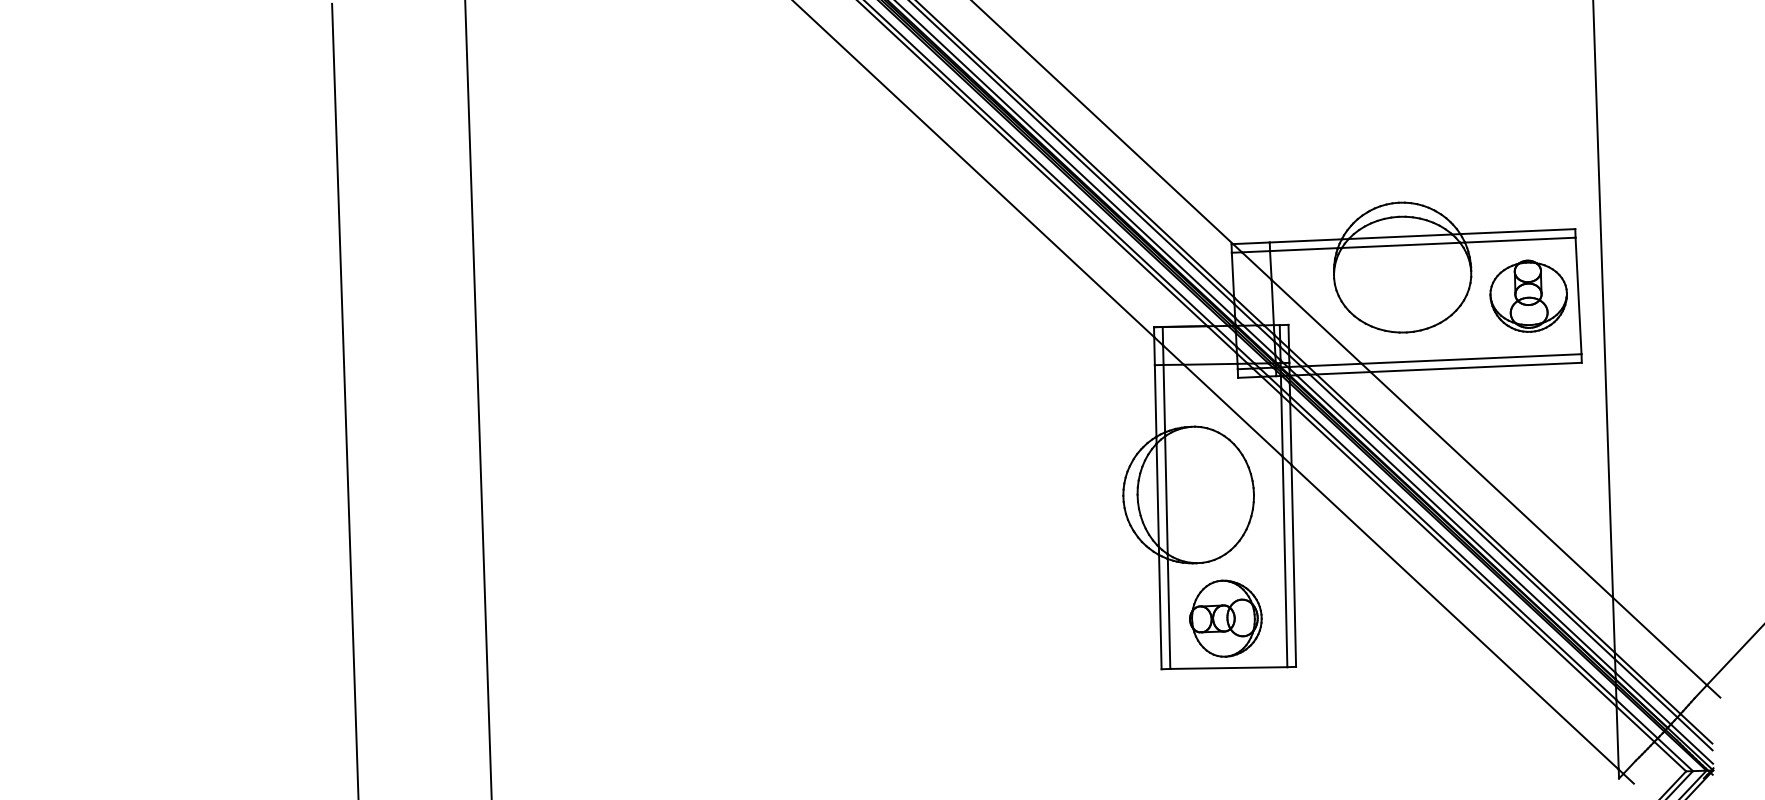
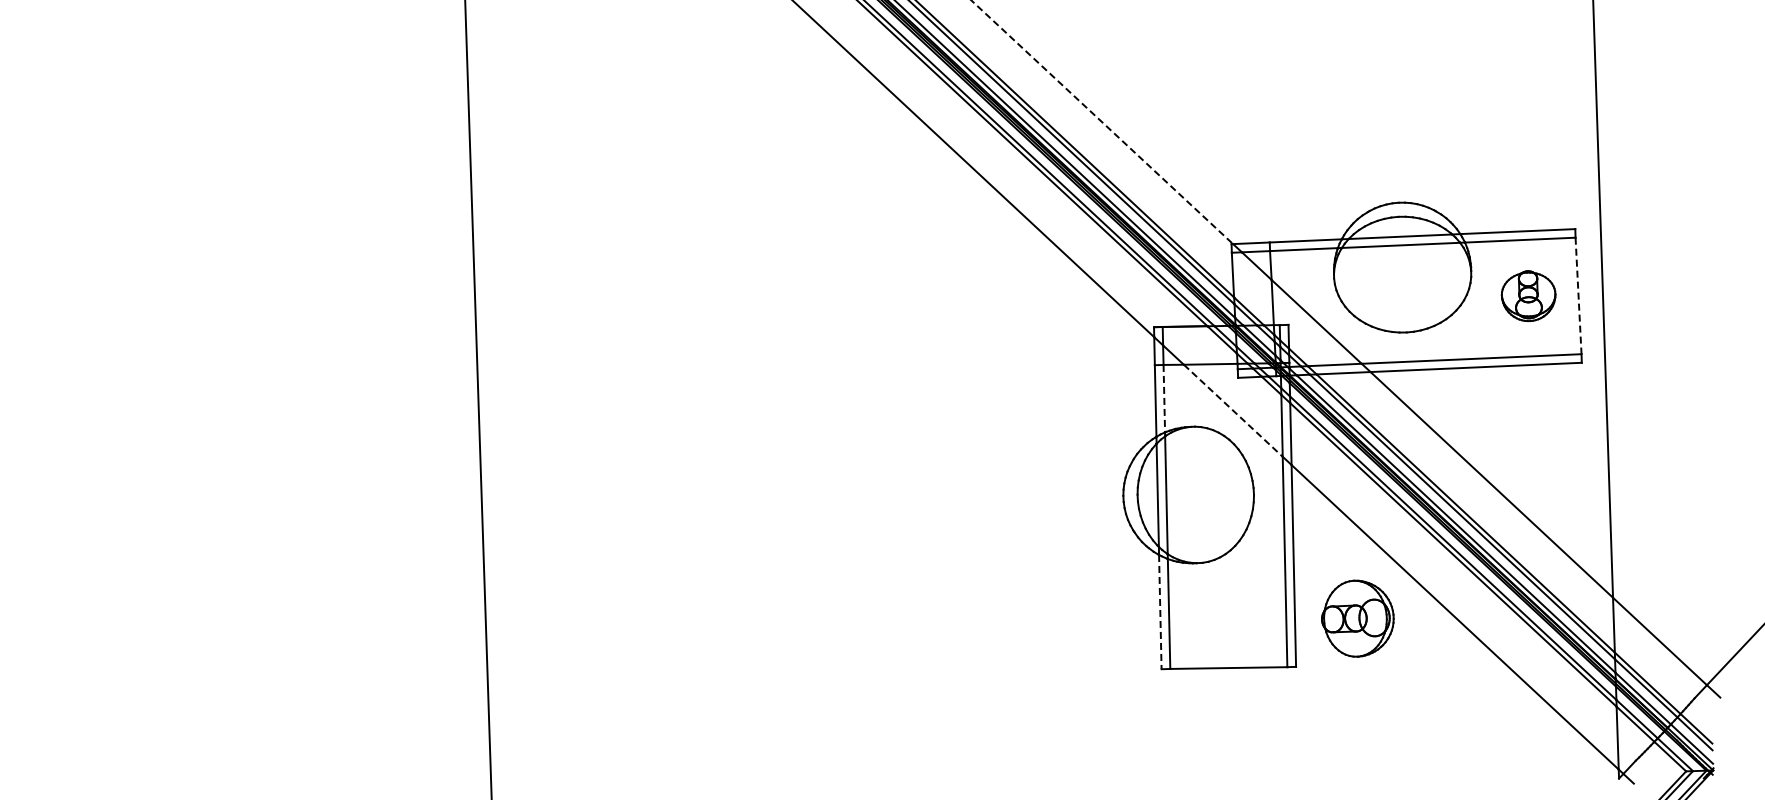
line: solid -> dashed (1102, 122)
part size: 79x74 px -> 57x53 px (1528, 296)
line: solid -> dashed (1578, 296)
line: solid -> dashed (1164, 398)
line: present -> none (345, 399)
line: solid -> dashed (1233, 410)
line: solid -> dashed (1160, 612)
part position: (1225, 618) -> (1357, 618) (1357, 618)
